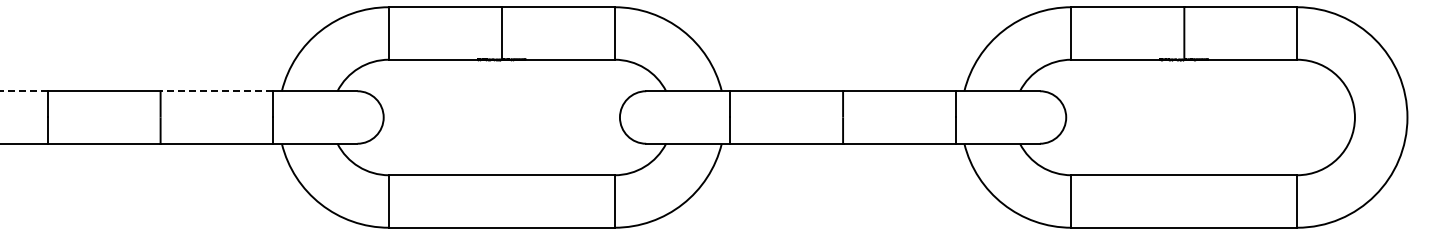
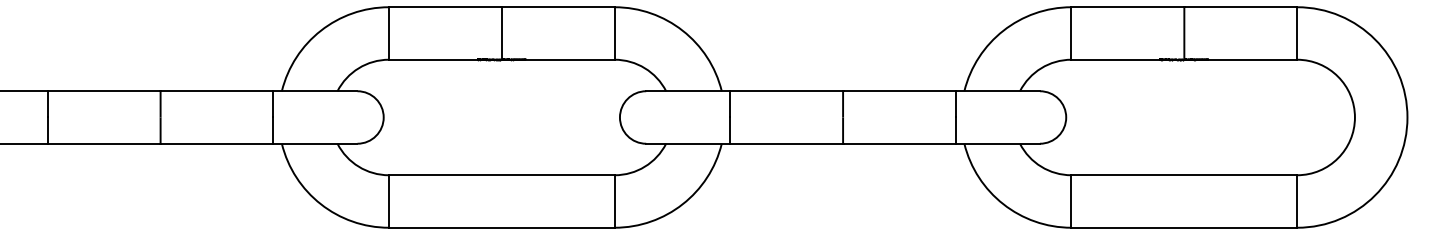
line: dashed -> solid (23, 91)
line: dashed -> solid (216, 91)
